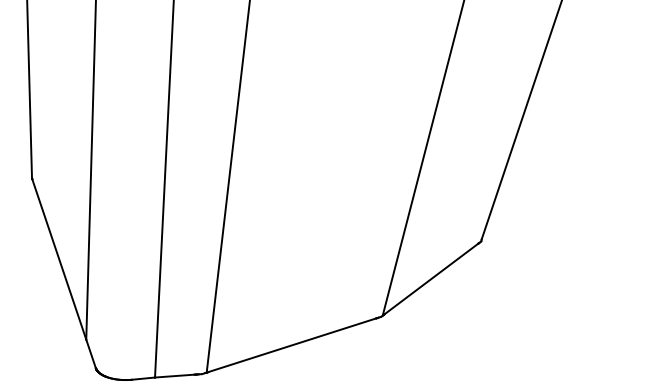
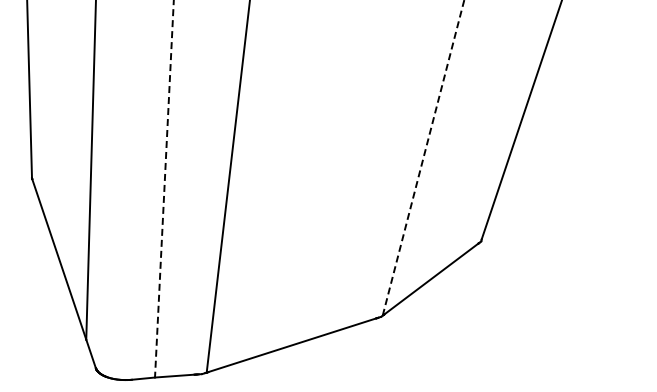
line: solid -> dashed (423, 158)
line: solid -> dashed (164, 188)
